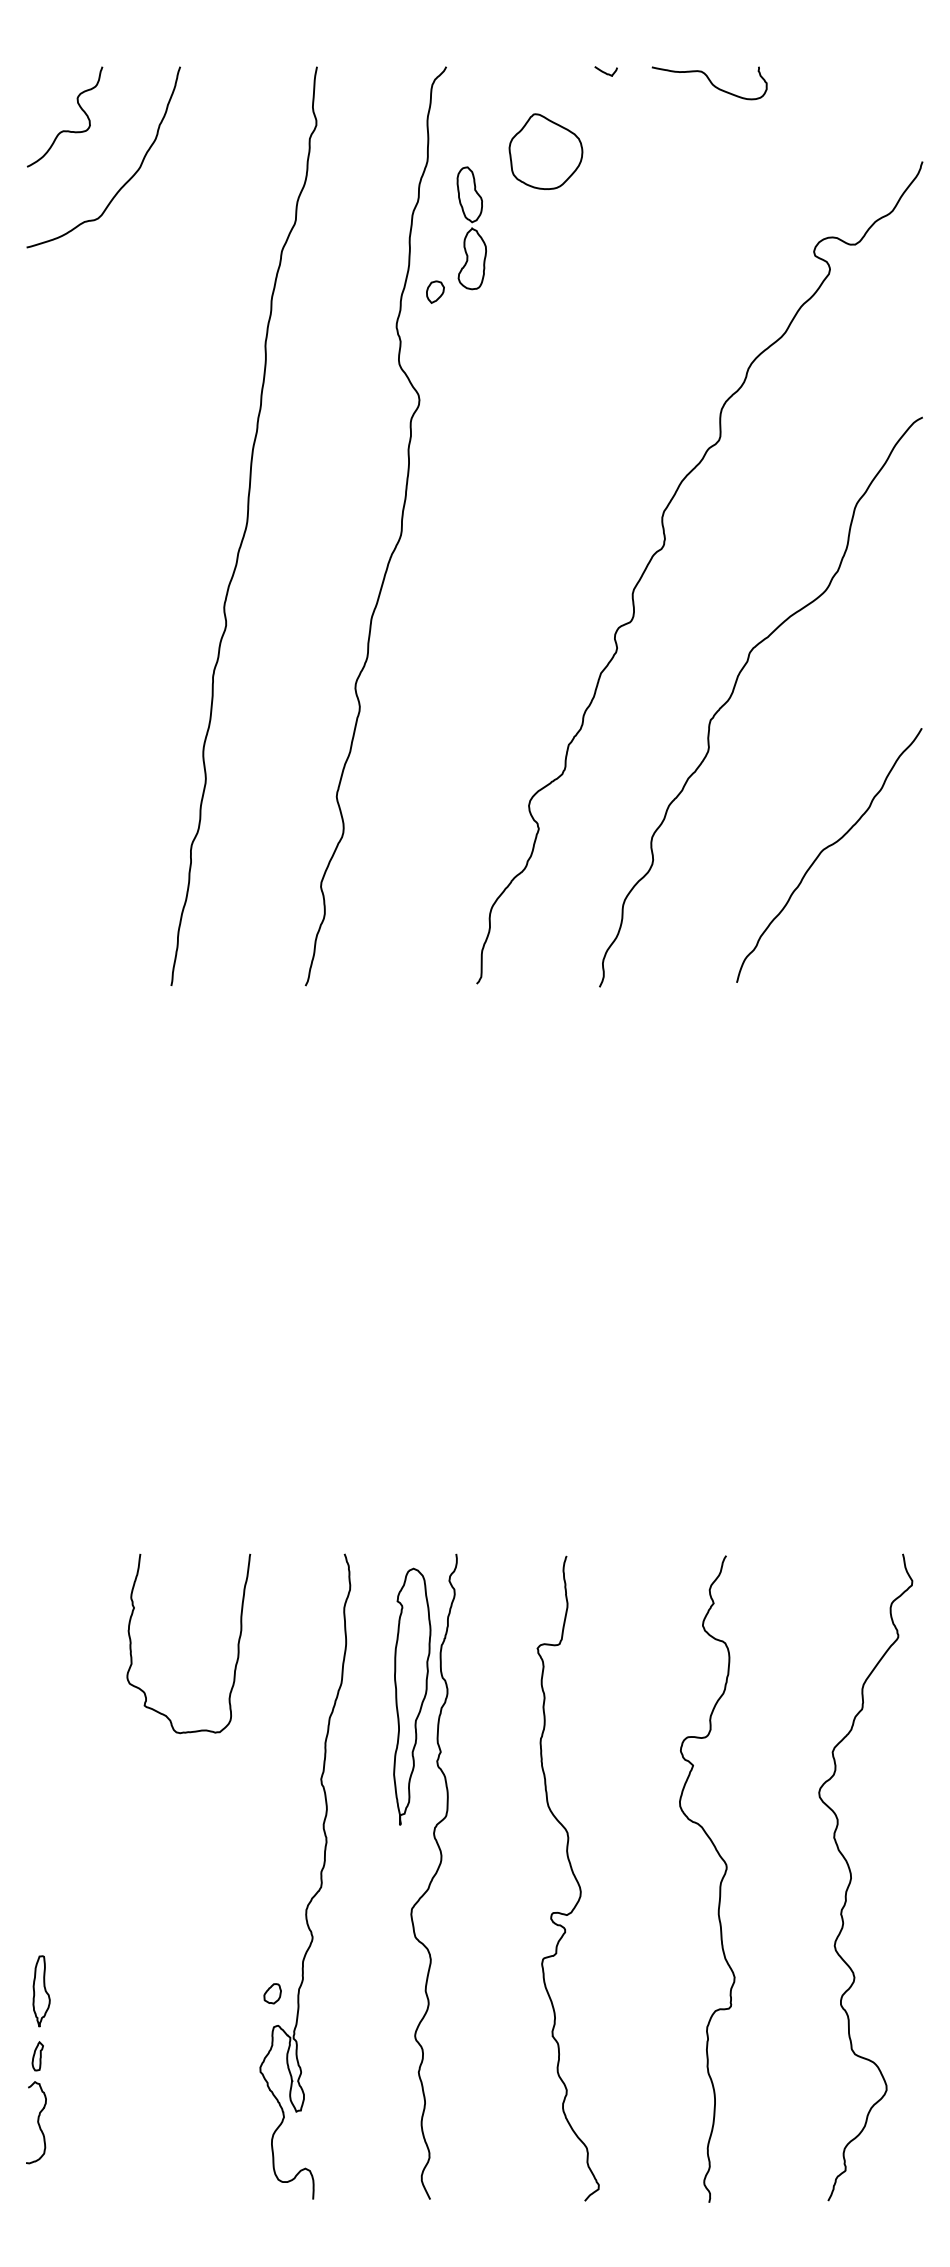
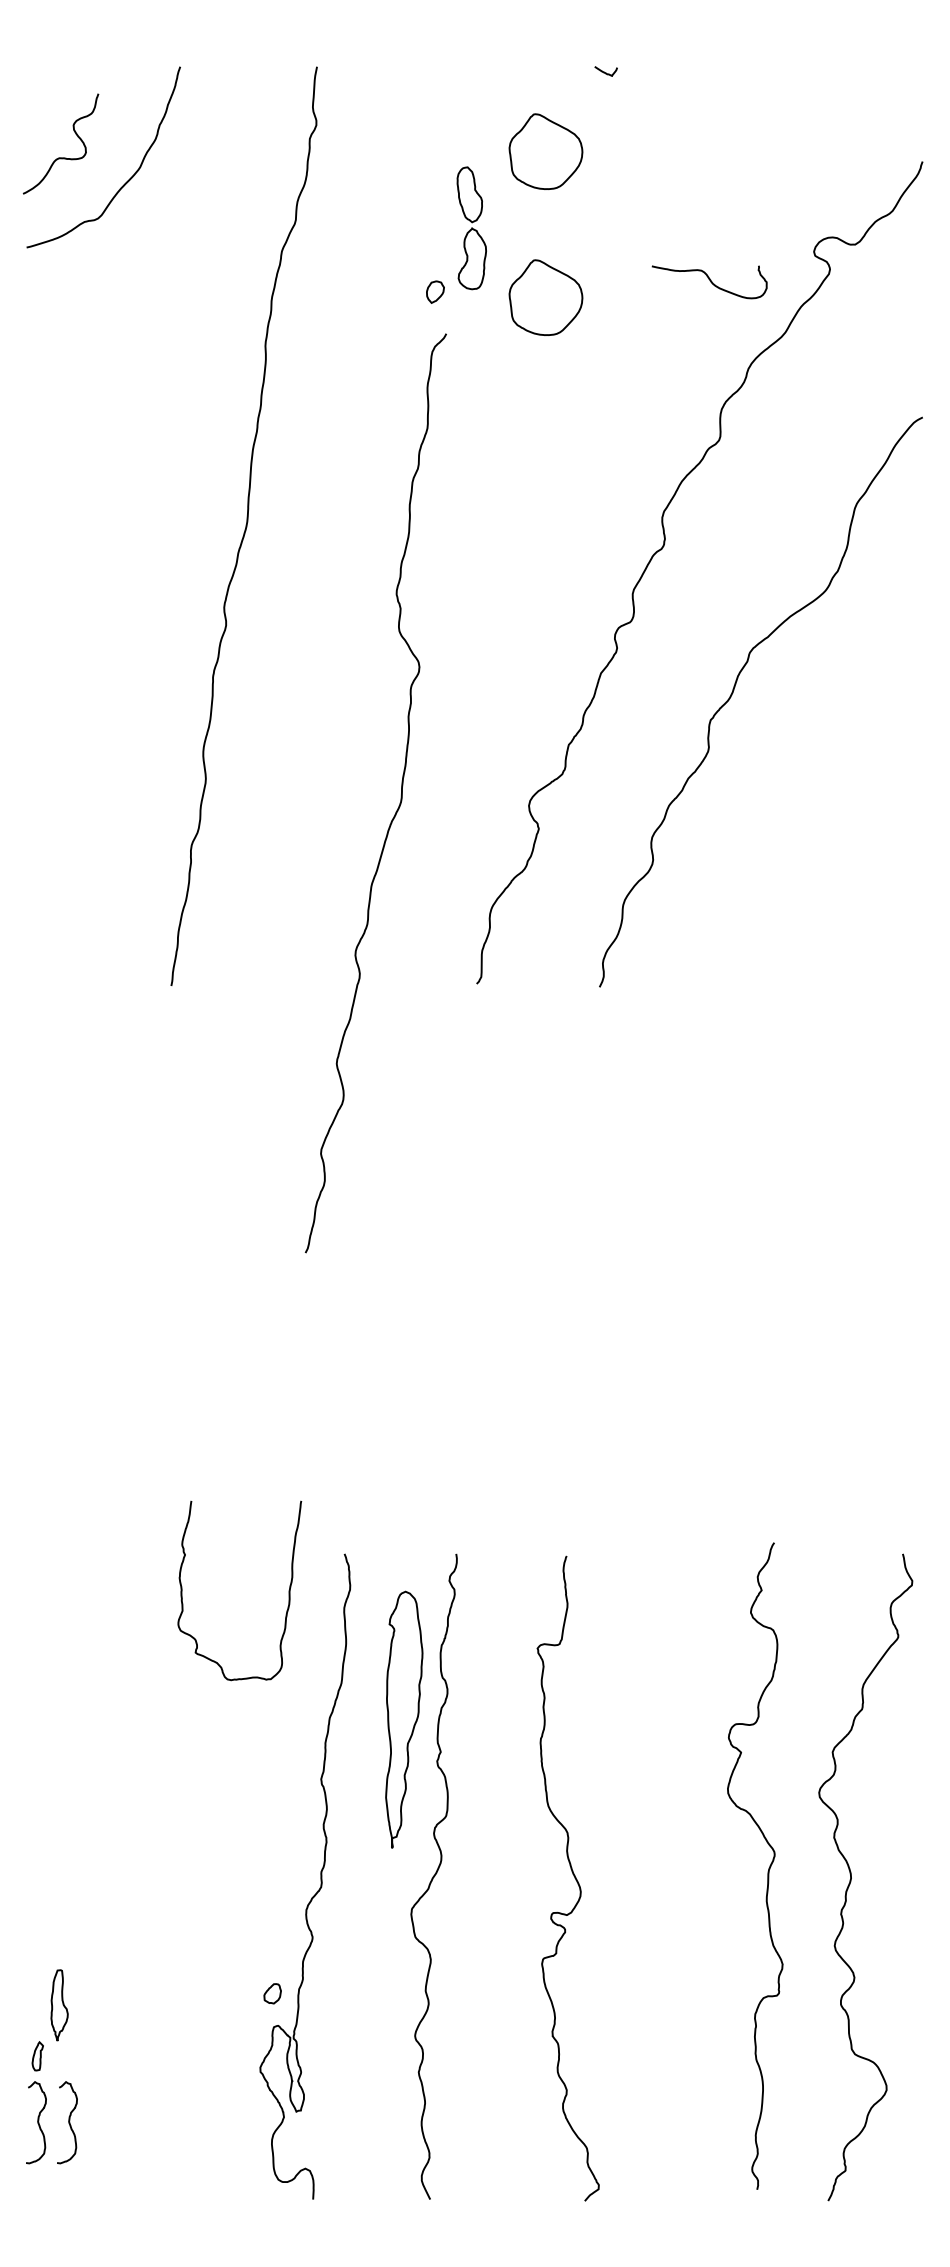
curve position: (710, 83) -> (710, 282) (710, 282)
curve position: (65, 130) -> (61, 157) (61, 157)
part: none -> present (545, 297)
curve position: (400, 529) -> (400, 796) (400, 796)
curve: present -> none (824, 850)
curve position: (237, 1643) -> (288, 1590) (288, 1590)
part position: (412, 1696) -> (404, 1719) (404, 1719)
curve position: (720, 1881) -> (768, 1868) (768, 1868)
part position: (41, 1991) -> (59, 2005) (59, 2005)
curve: none -> present (68, 2122)
